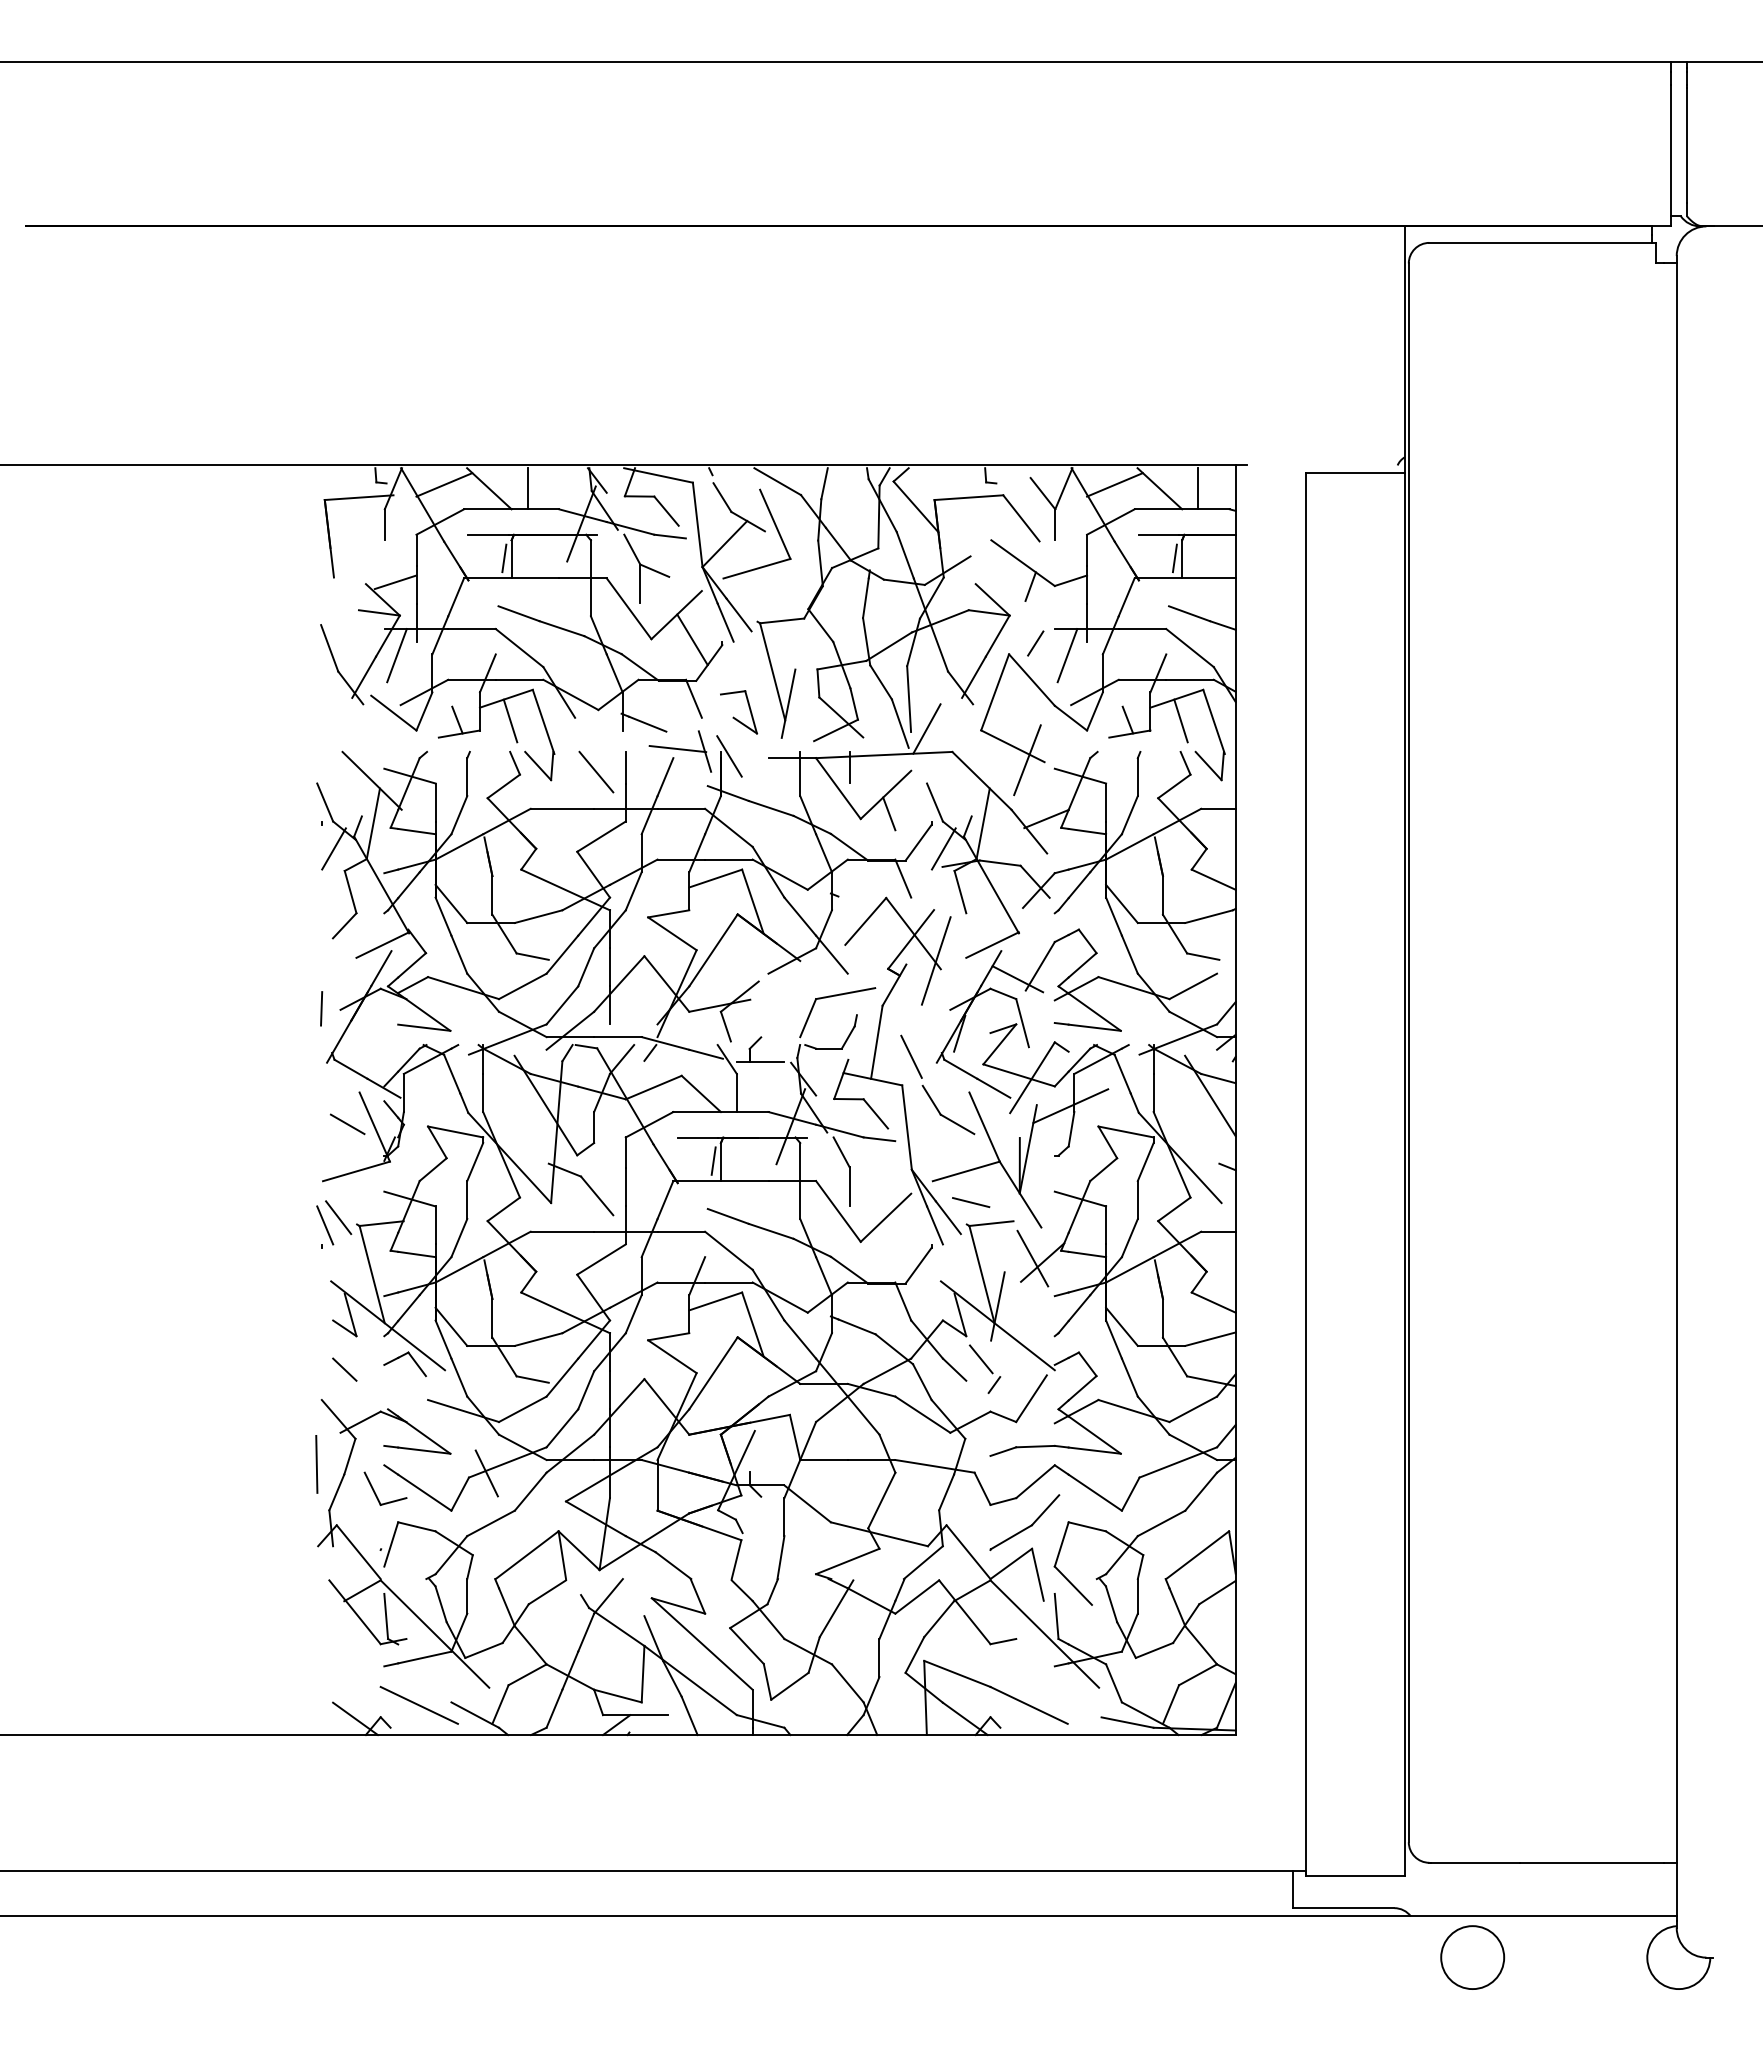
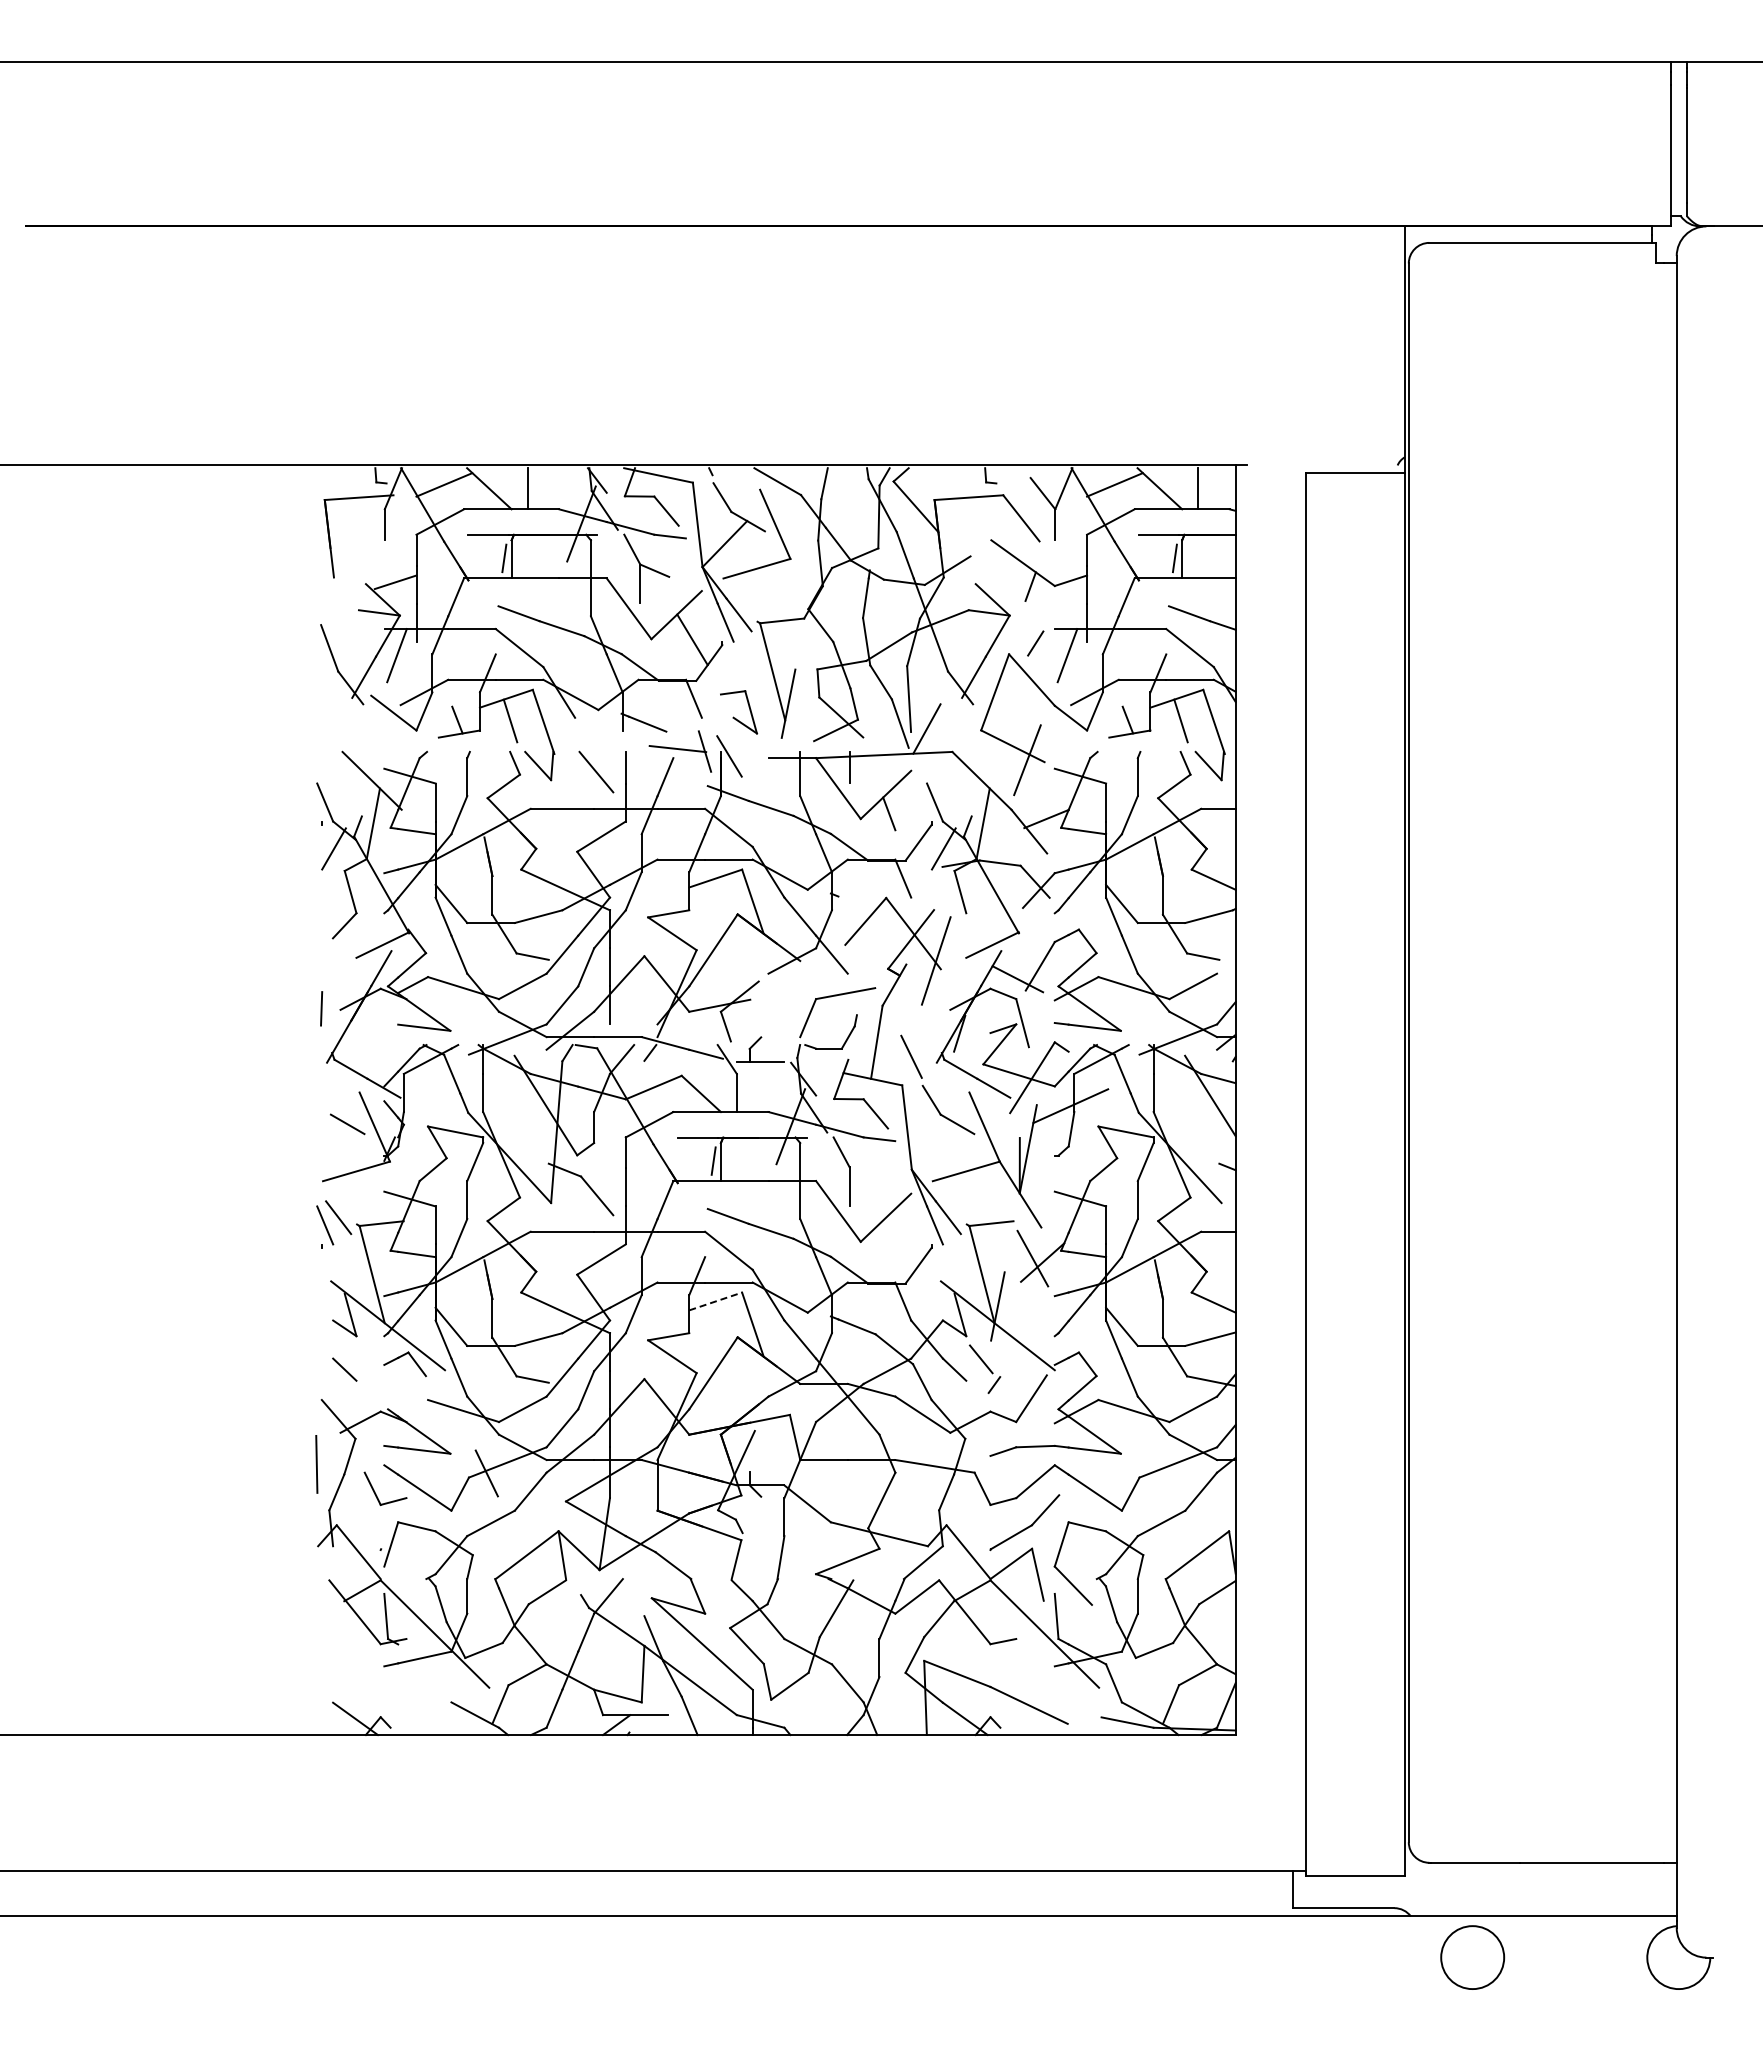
line: present -> none (971, 1202)
line: solid -> dashed (715, 1301)
line: present -> none (418, 1704)
